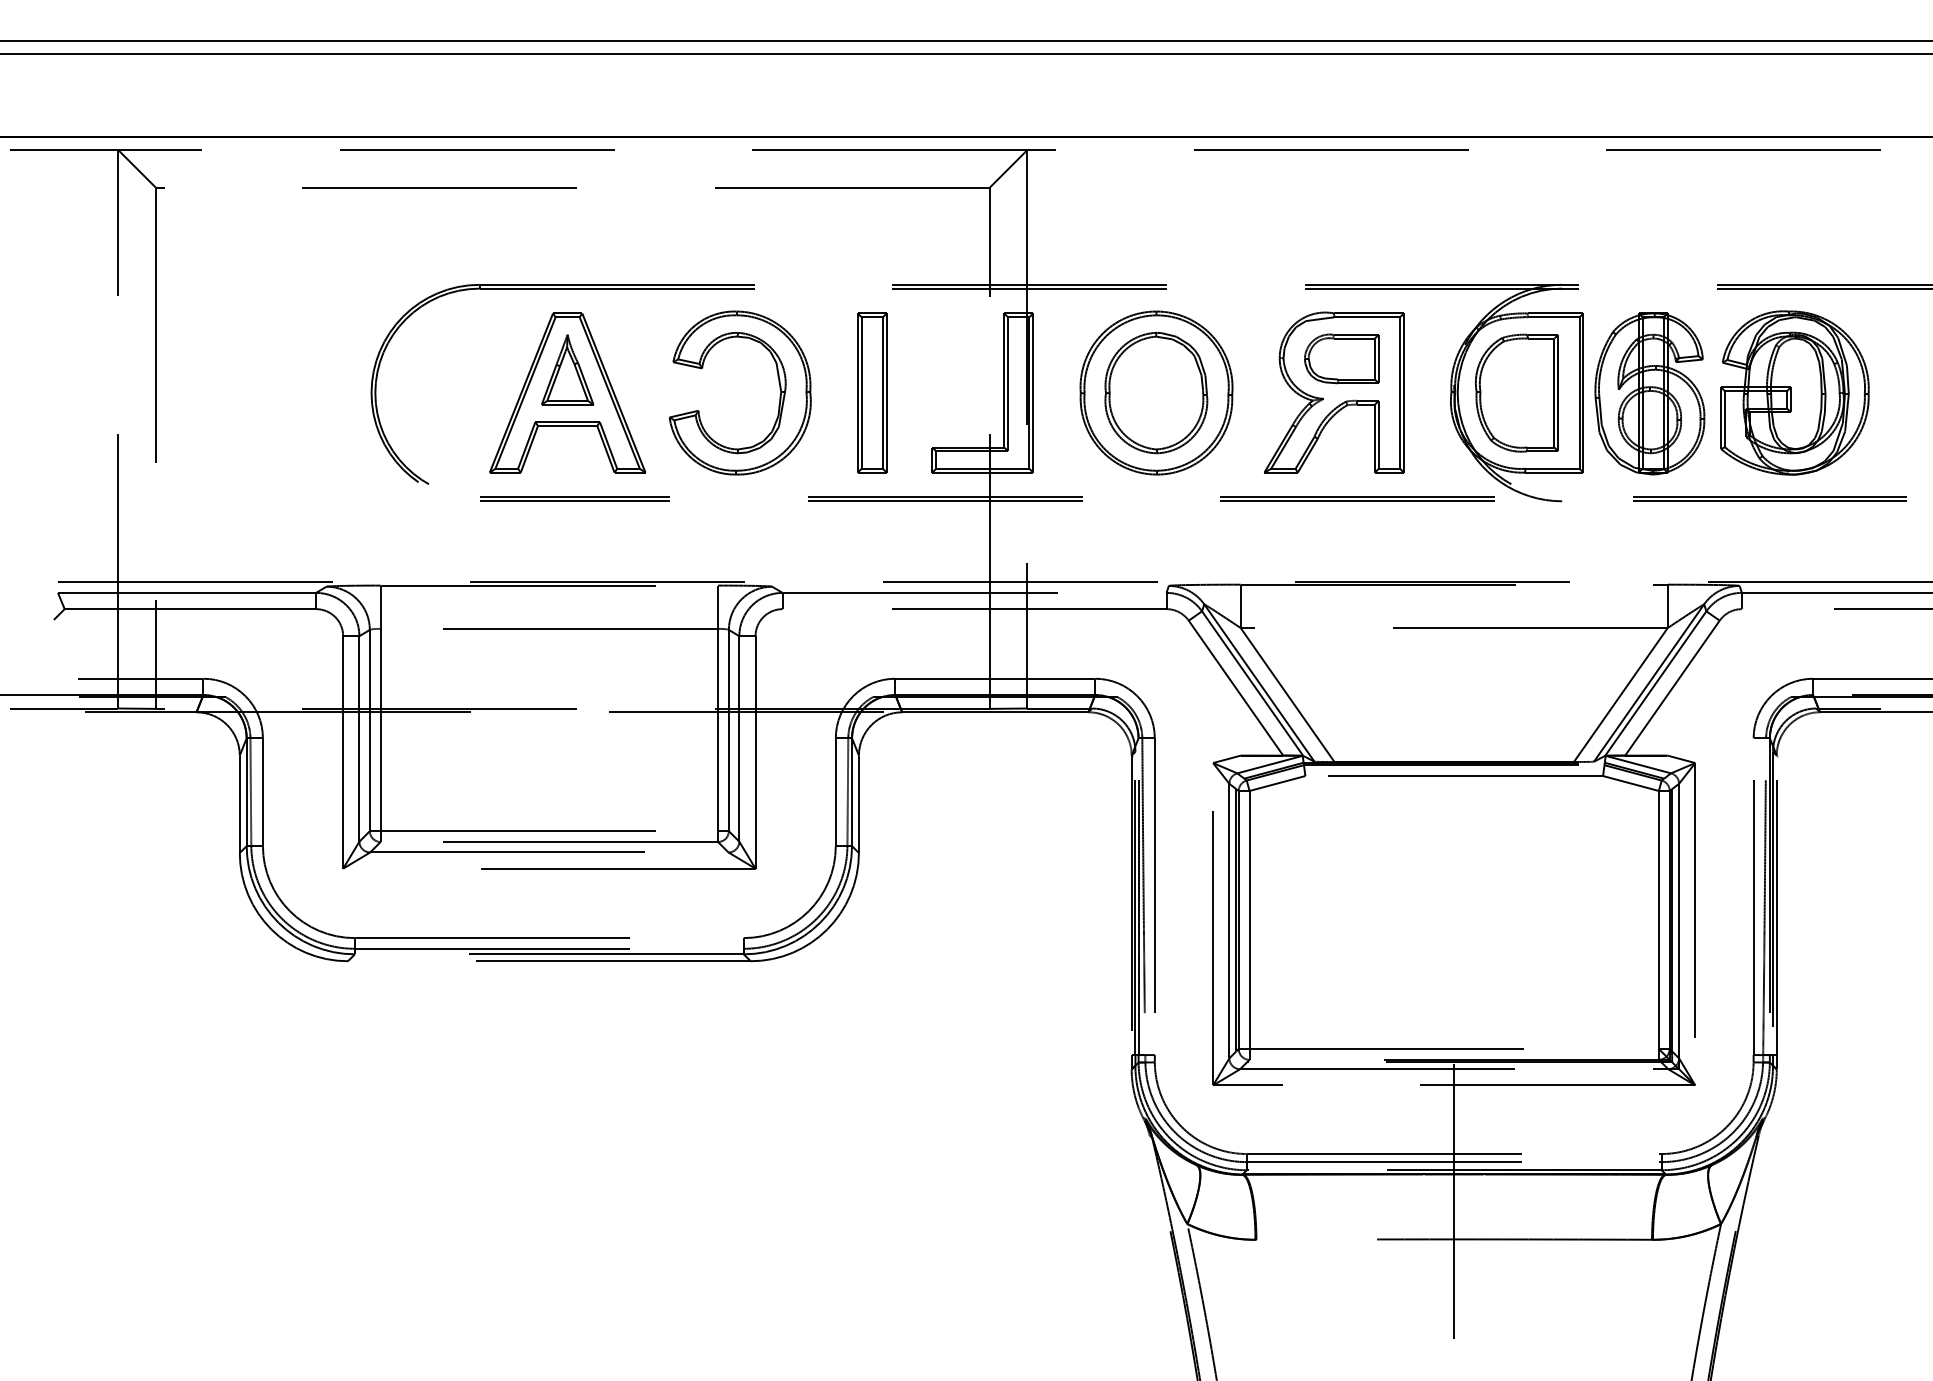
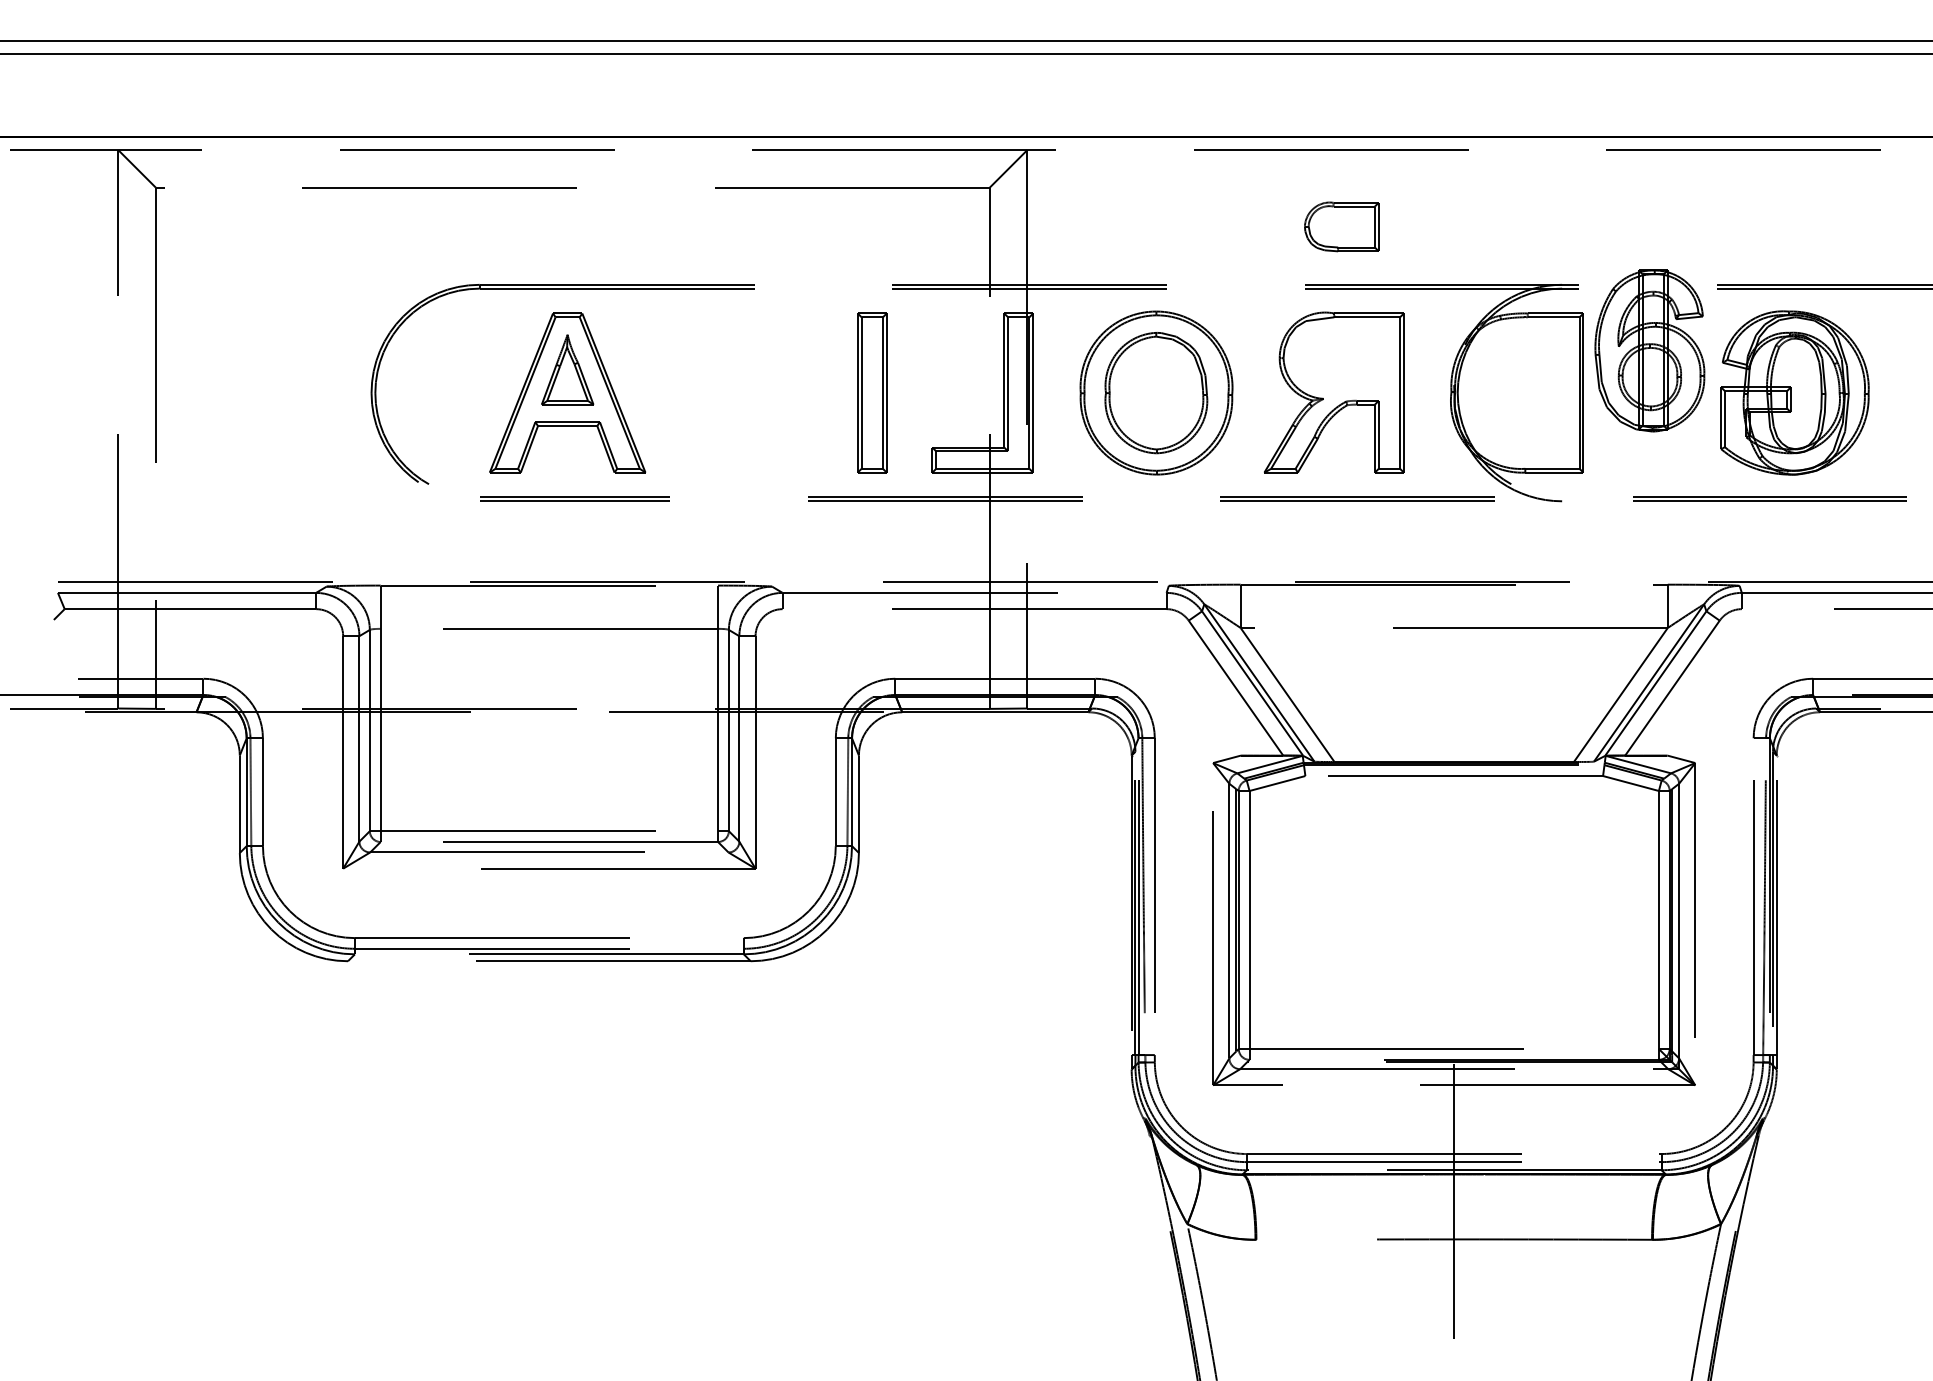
part position: (1341, 358) -> (1341, 226) (1341, 226)
part: present -> none (1516, 392)
part position: (1649, 393) -> (1649, 350) (1649, 350)
part: present -> none (779, 395)
